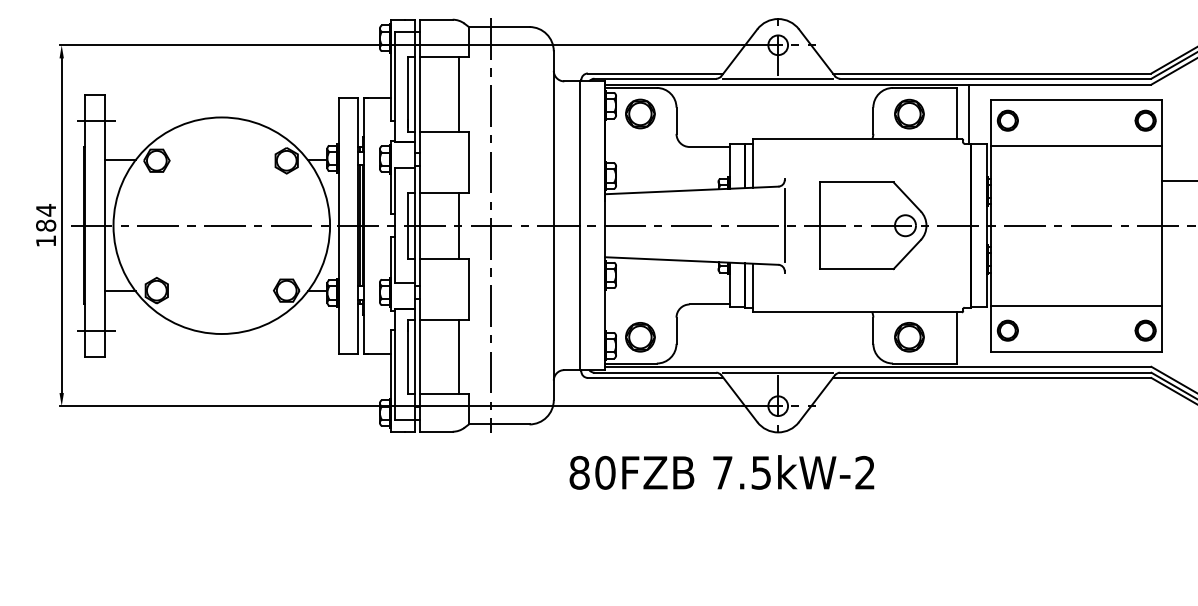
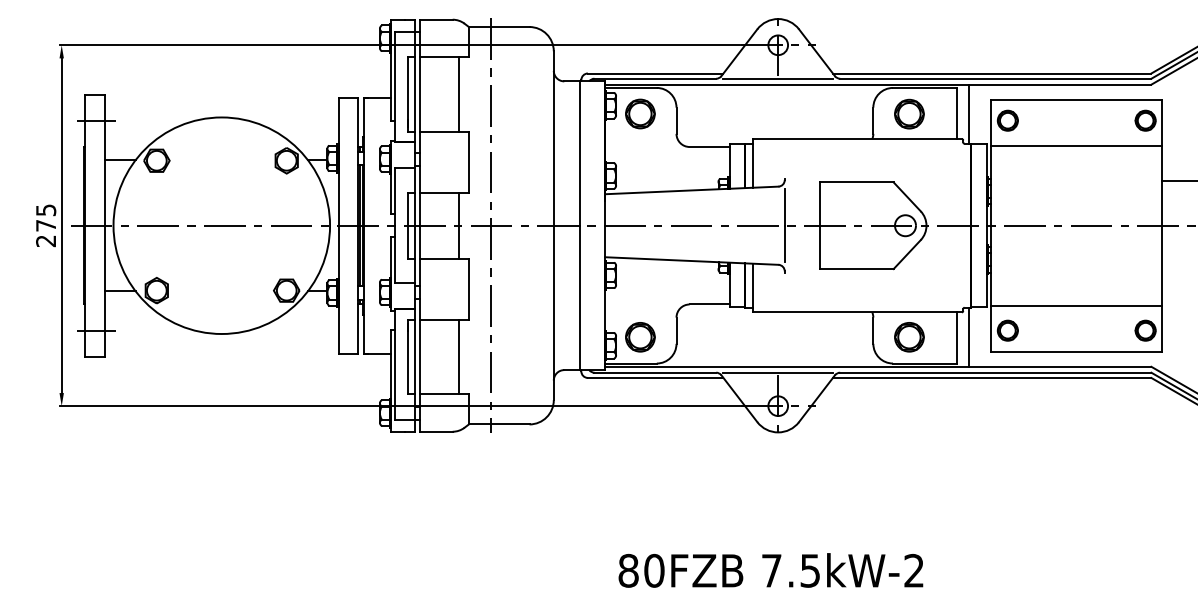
text: 184 -> 275 (46, 225)
line: none -> present (968, 336)
text position: (721, 472) -> (770, 570) (770, 570)
